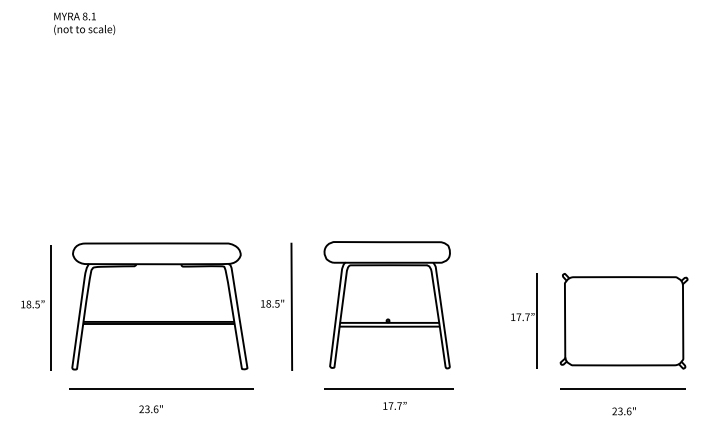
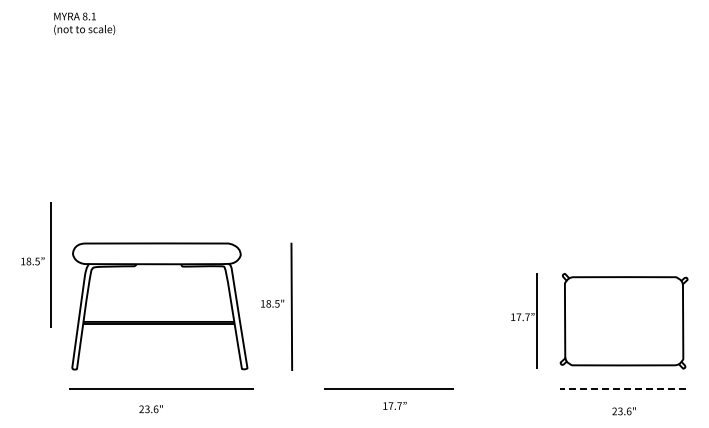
part: present -> none (386, 305)
part position: (36, 307) -> (36, 264) (36, 264)
line: solid -> dashed (622, 389)
